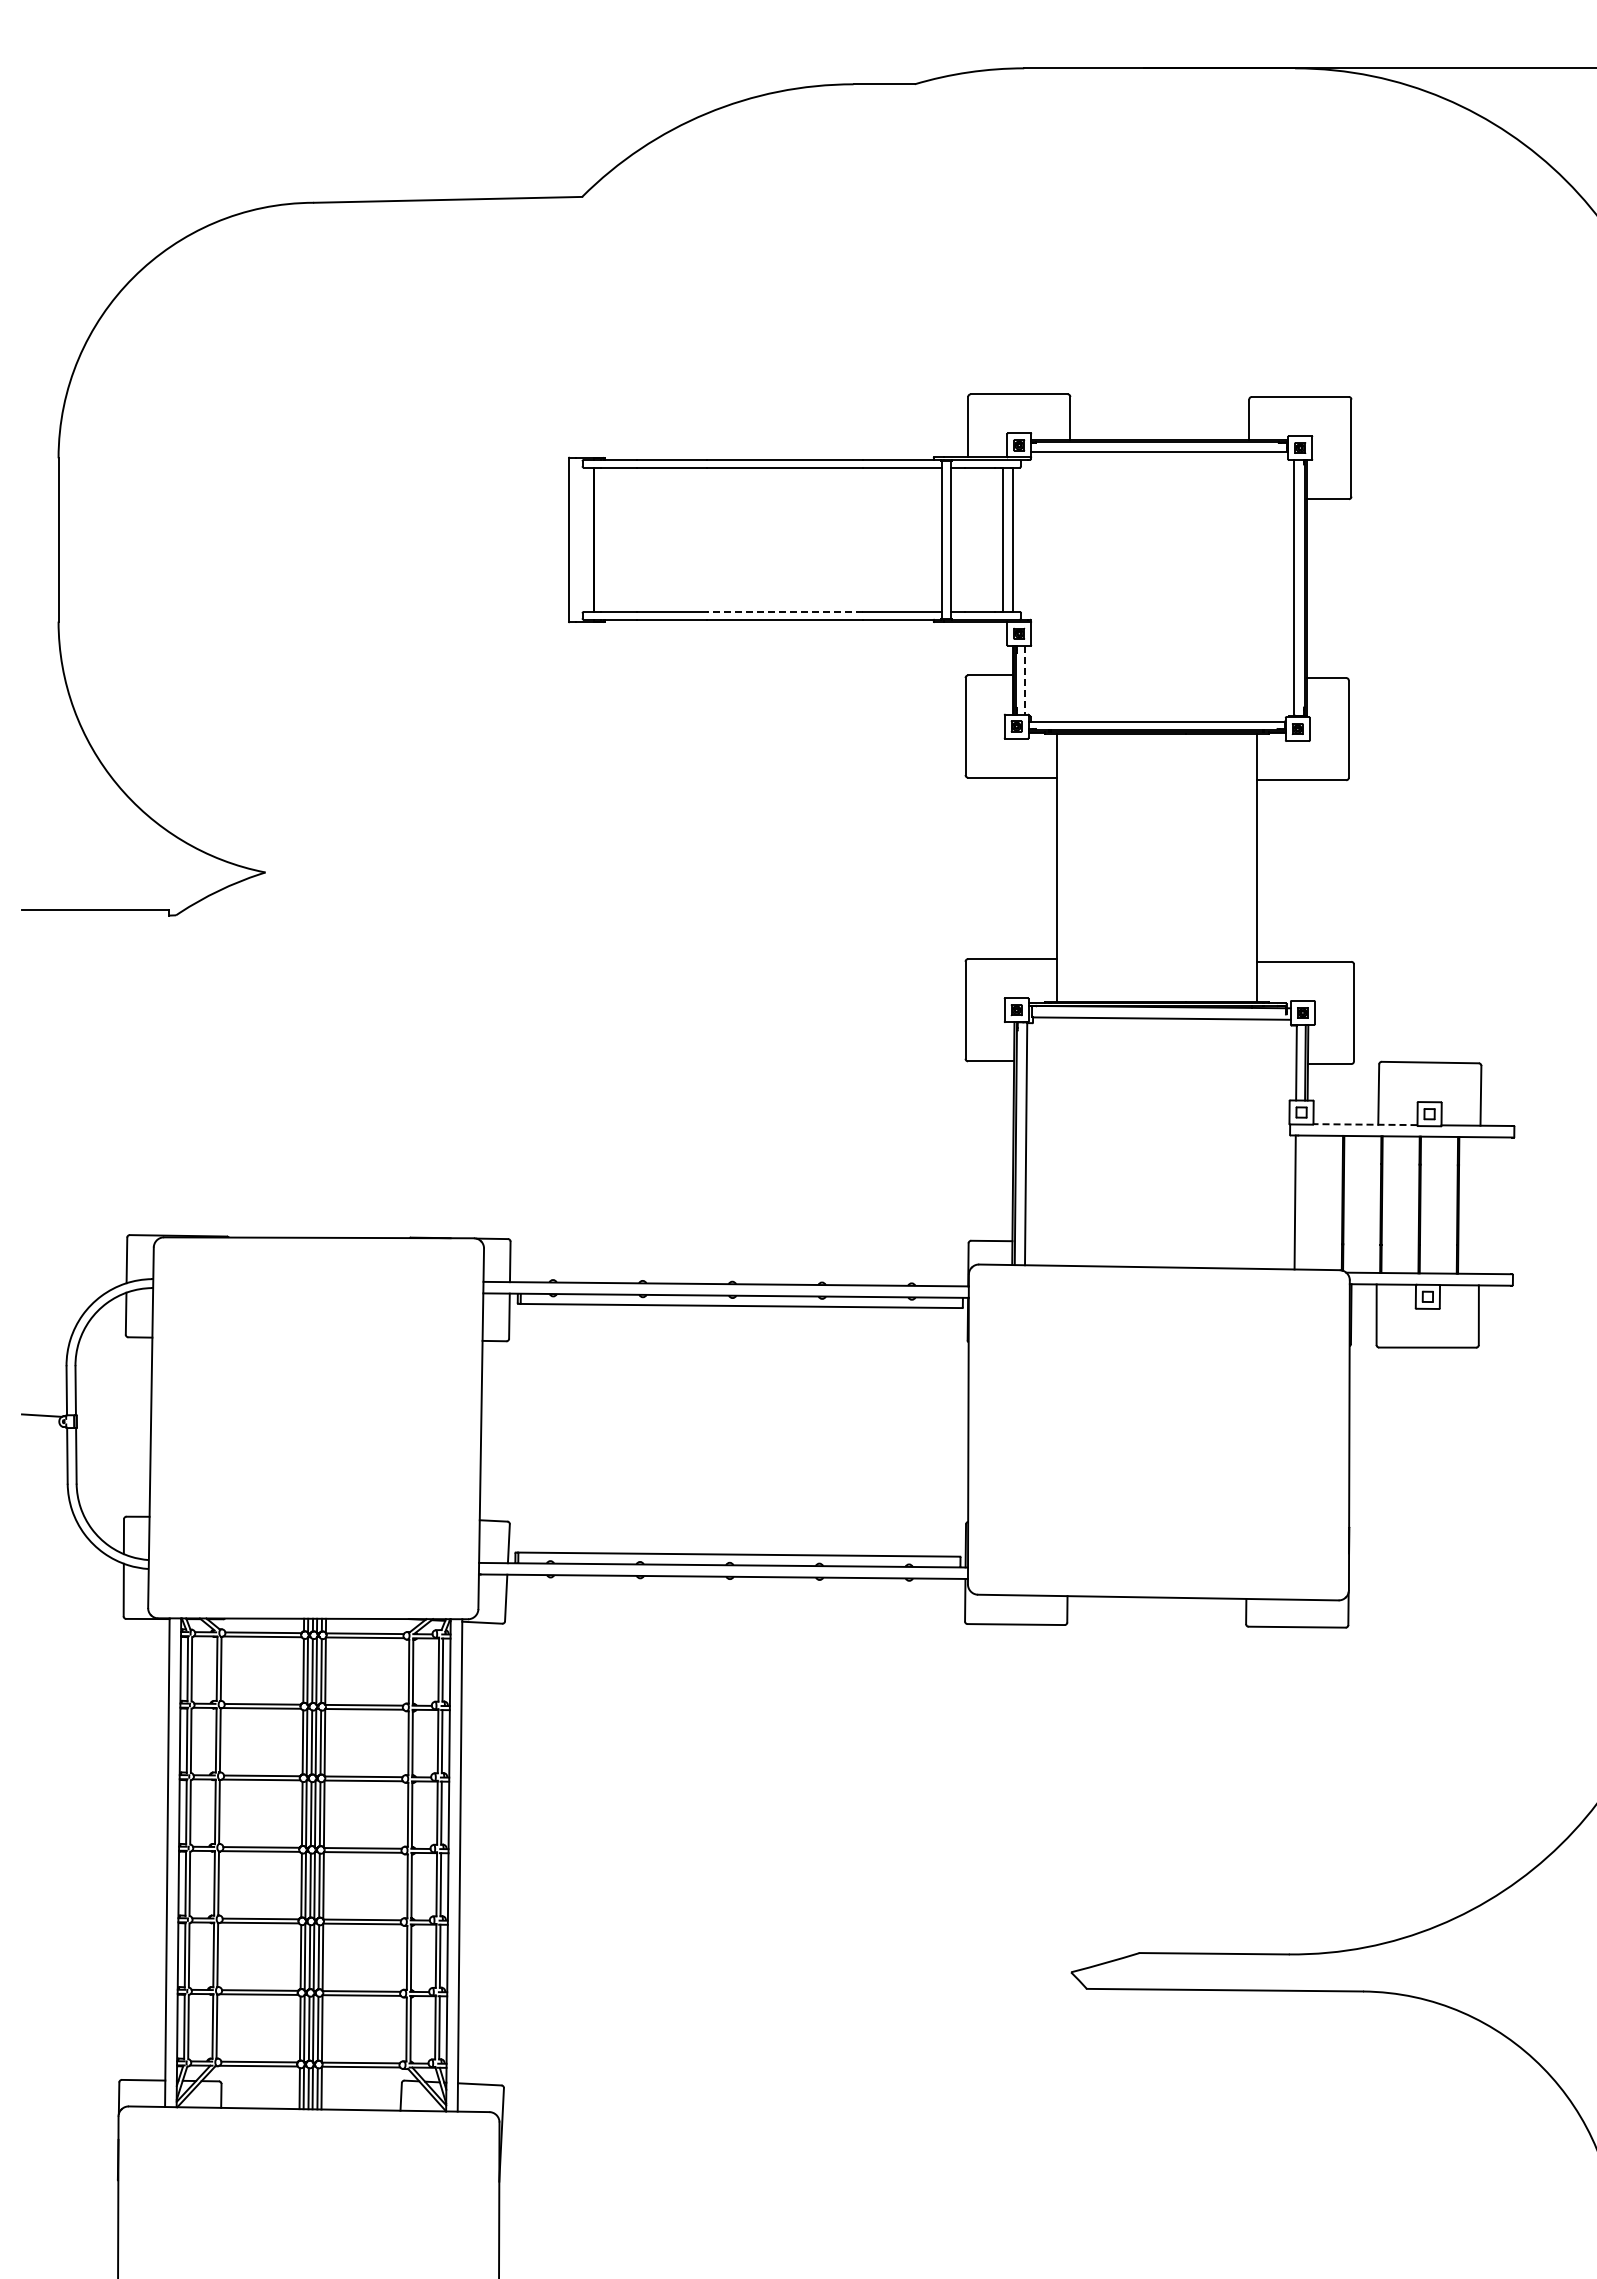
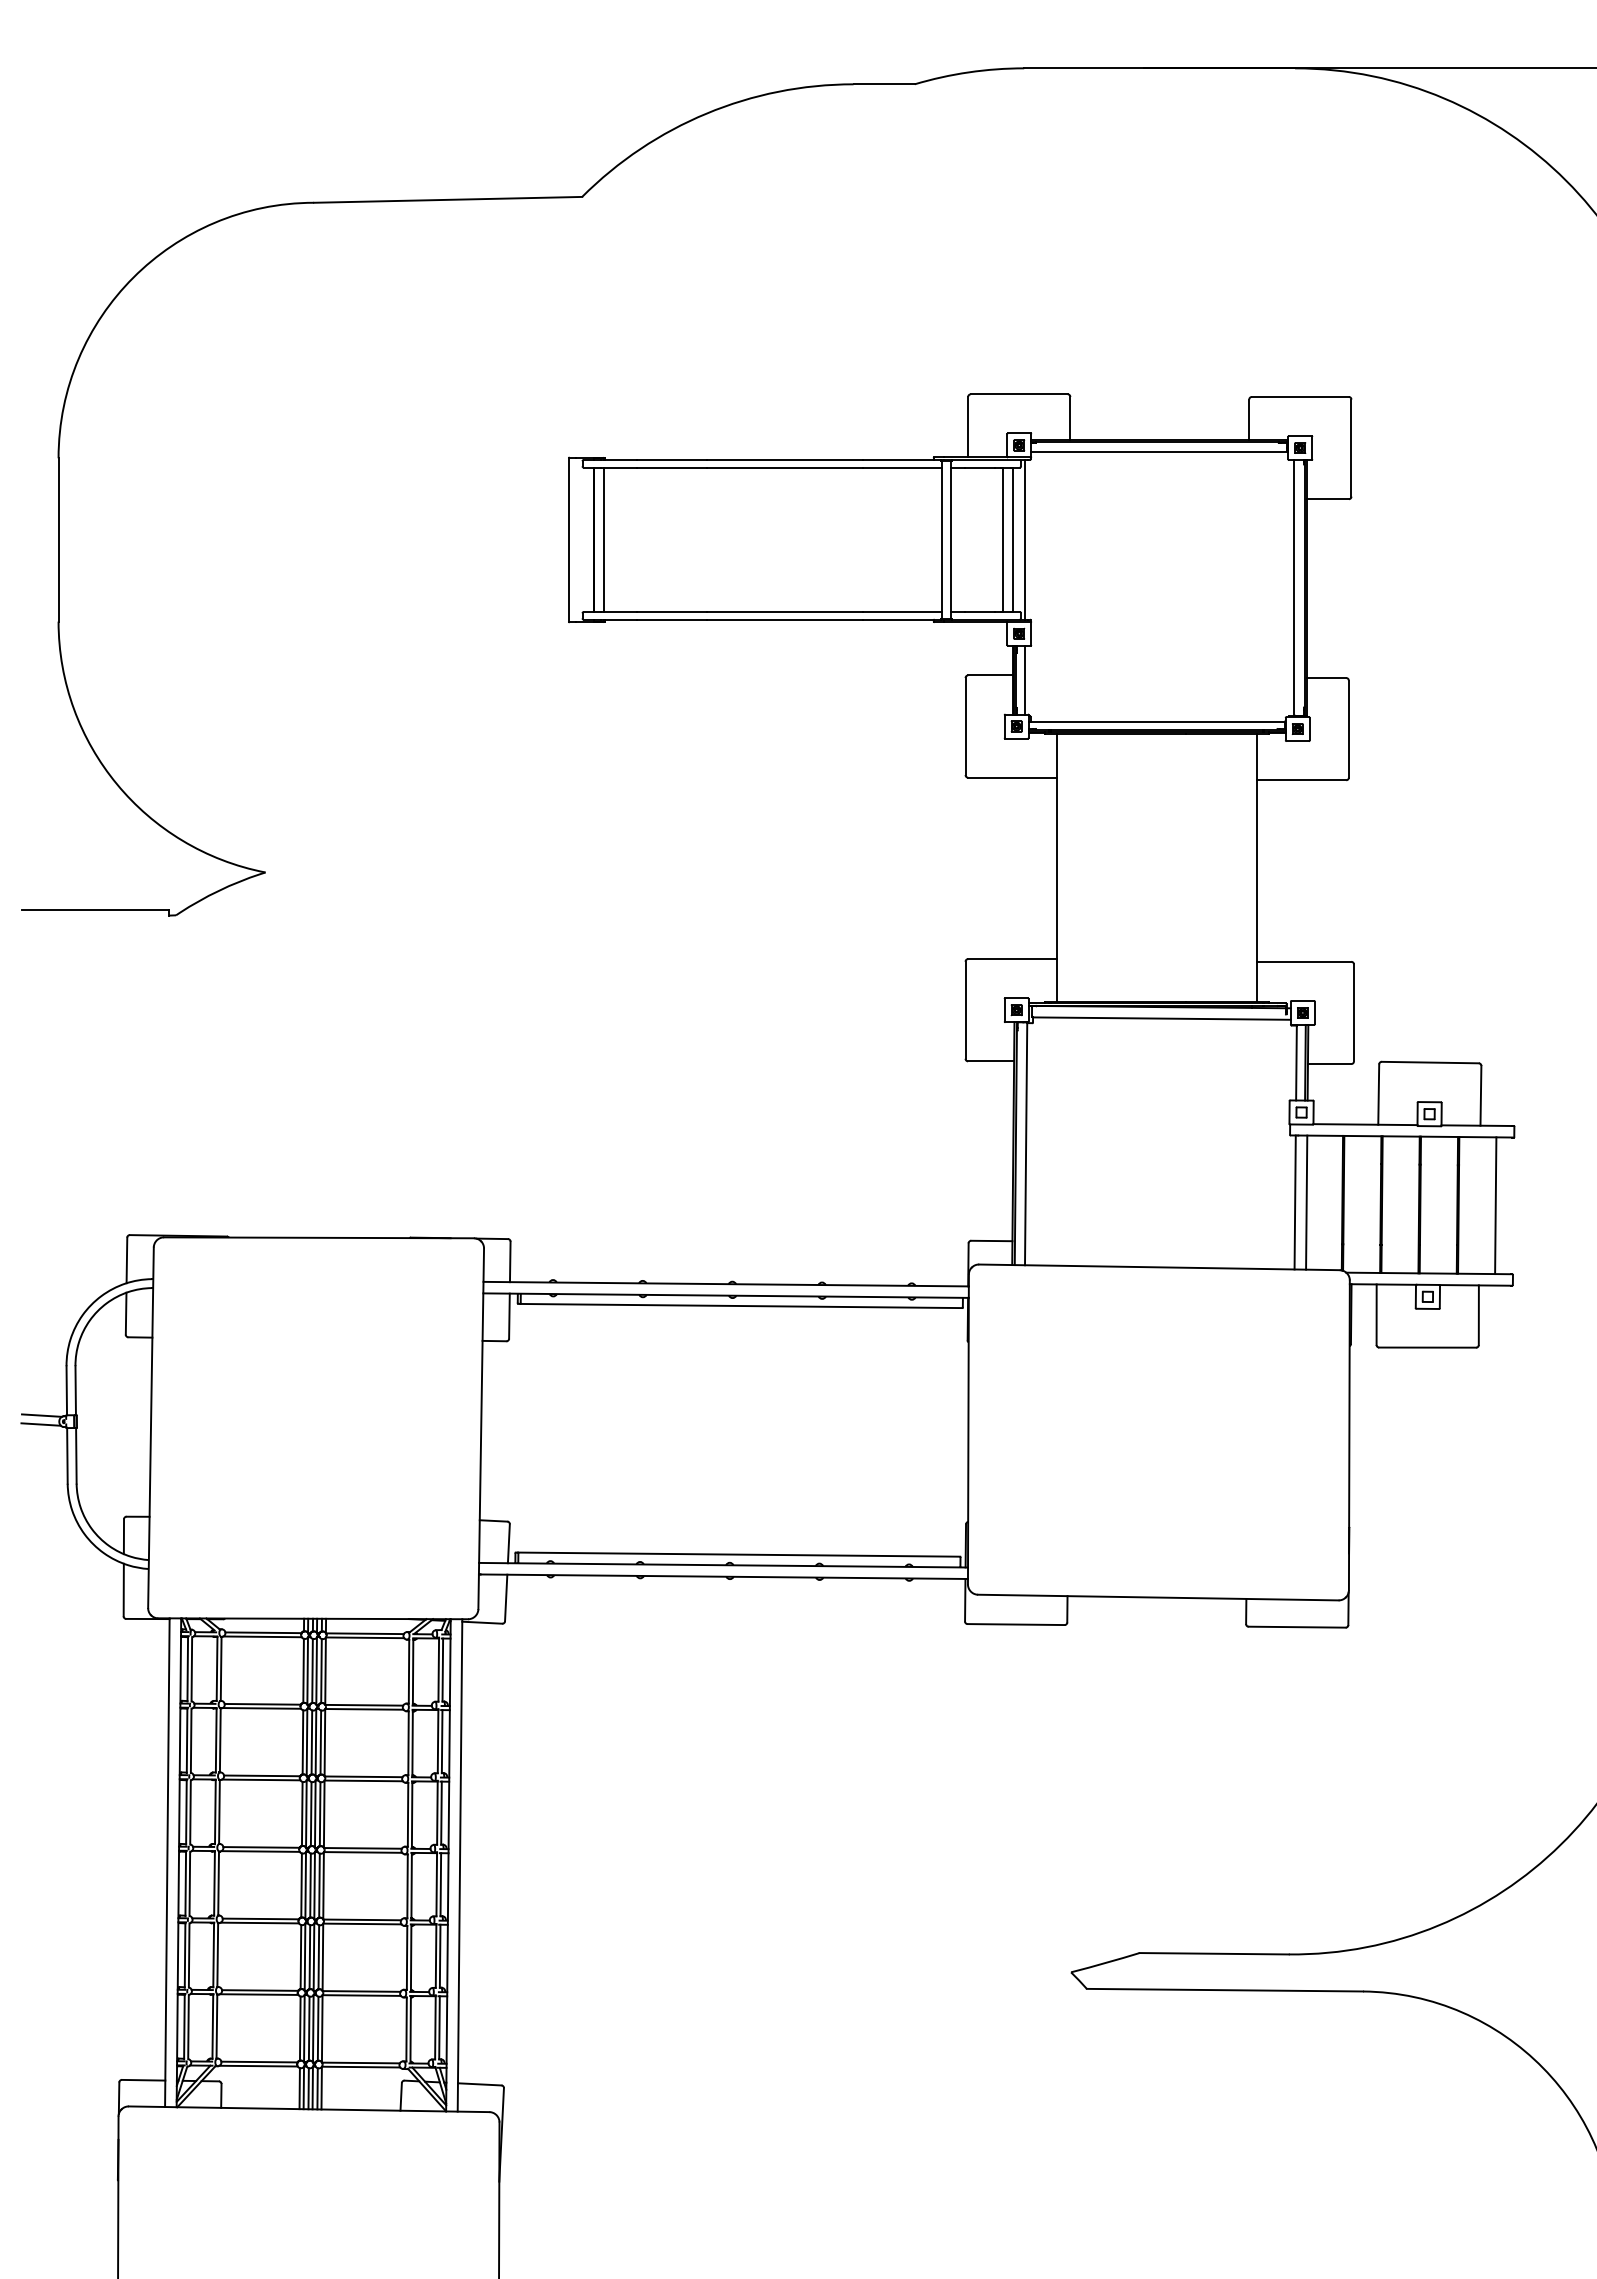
line: none -> present (603, 539)
line: none -> present (1024, 539)
line: dashed -> solid (784, 612)
line: dashed -> solid (1024, 680)
line: dashed -> solid (1364, 1124)
line: none -> present (1306, 1202)
line: none -> present (1495, 1205)
line: none -> present (40, 1424)
